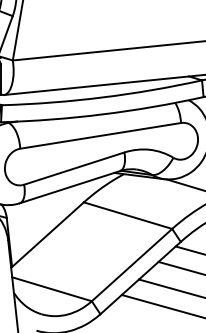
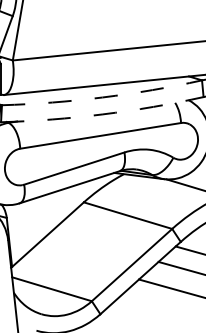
arc: solid -> dashed (102, 97)
arc: solid -> dashed (102, 114)
line: present -> none (161, 305)
